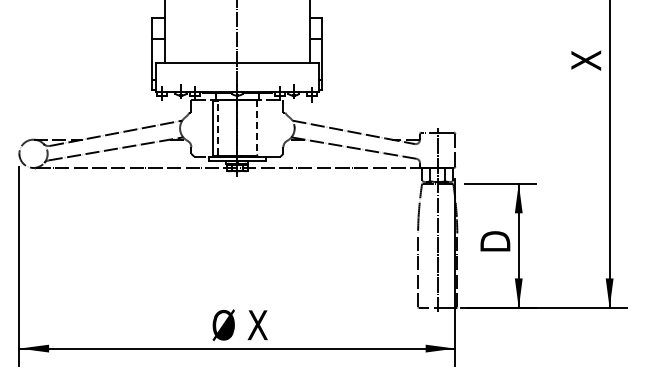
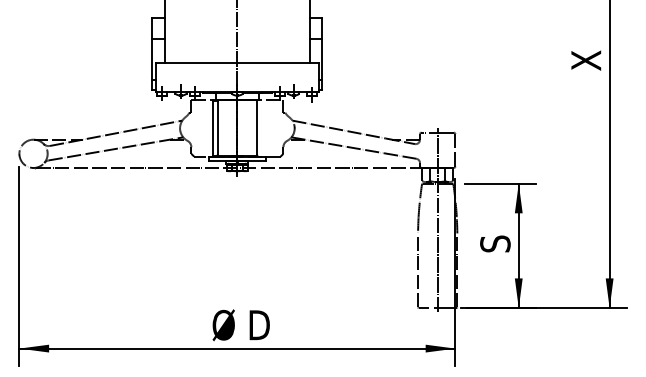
line: dashed -> solid (257, 127)
line: dashed -> solid (217, 128)
text: D -> S (495, 241)
text: X -> D (258, 325)
